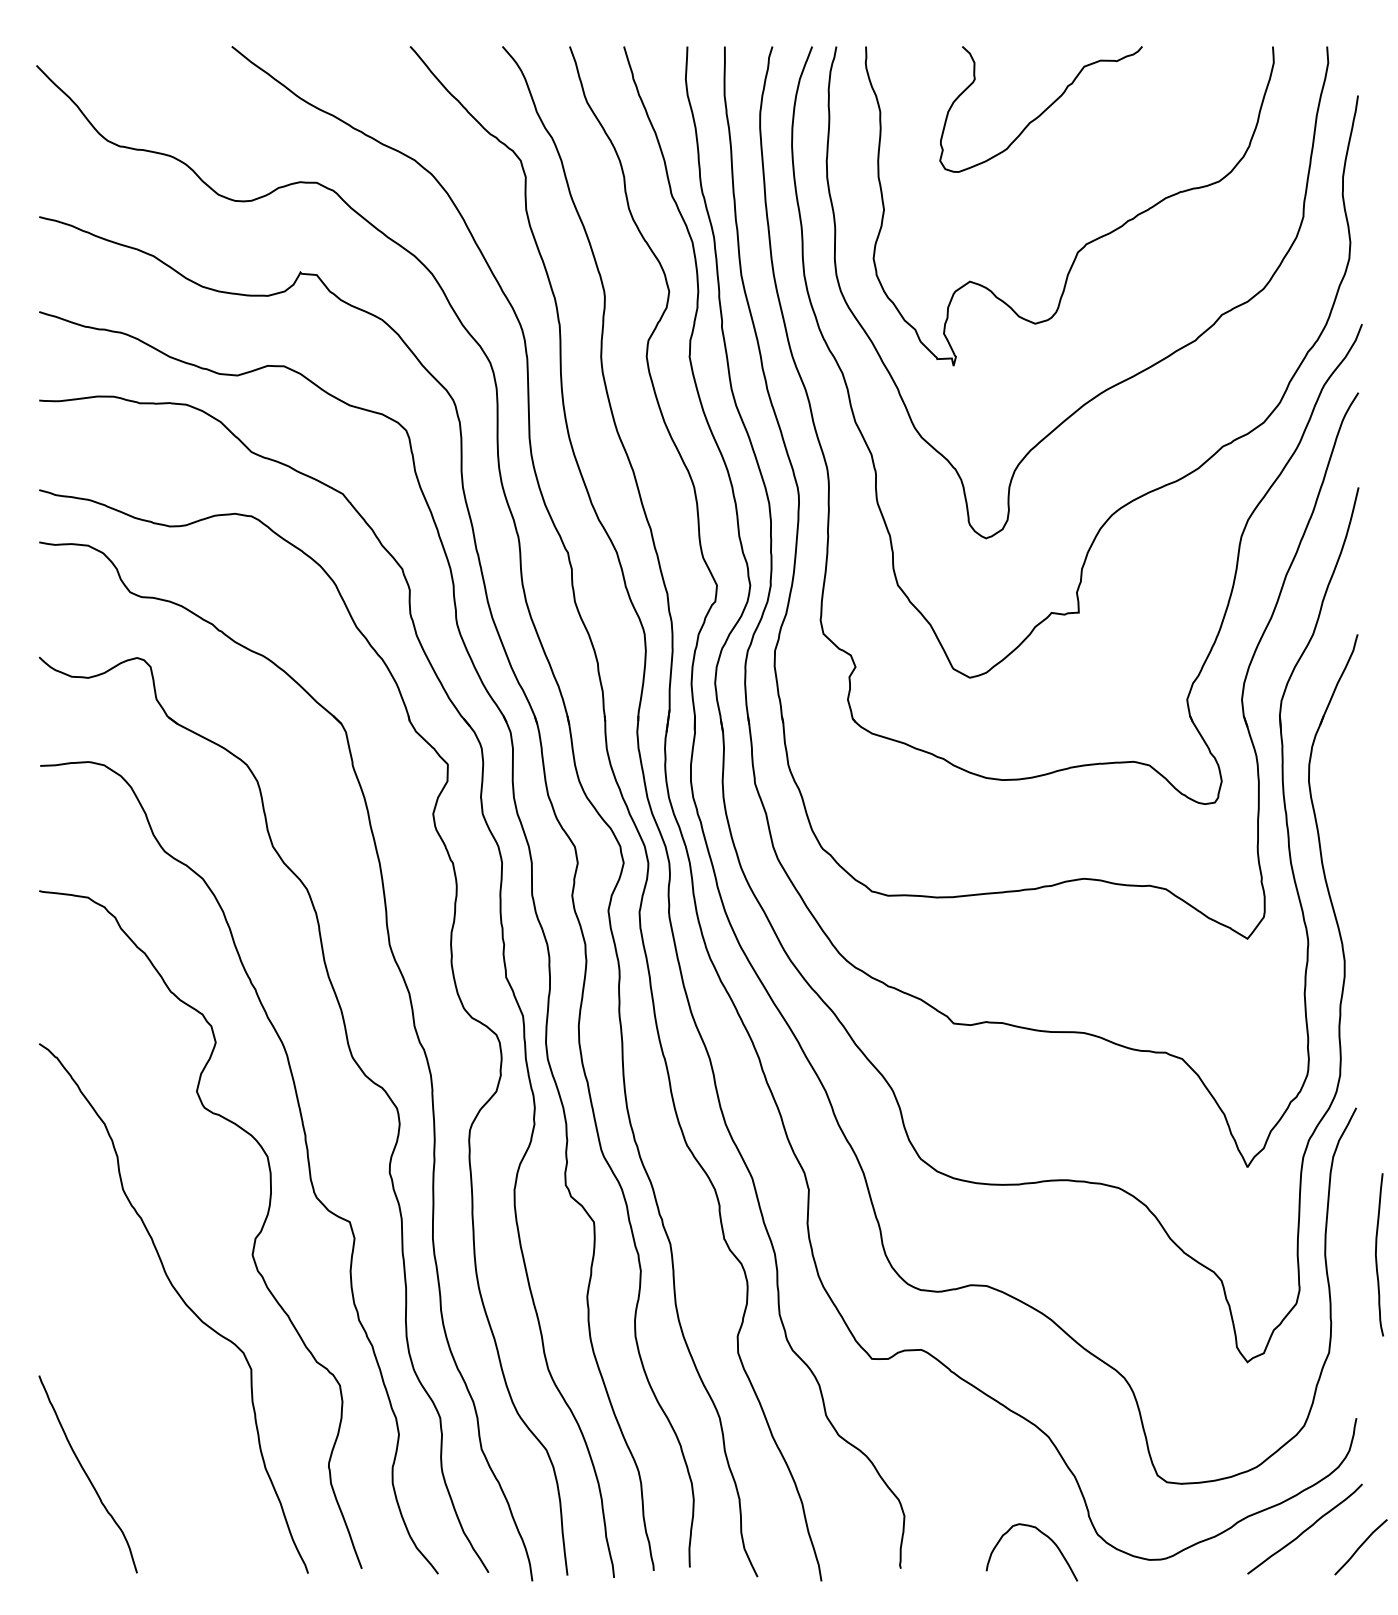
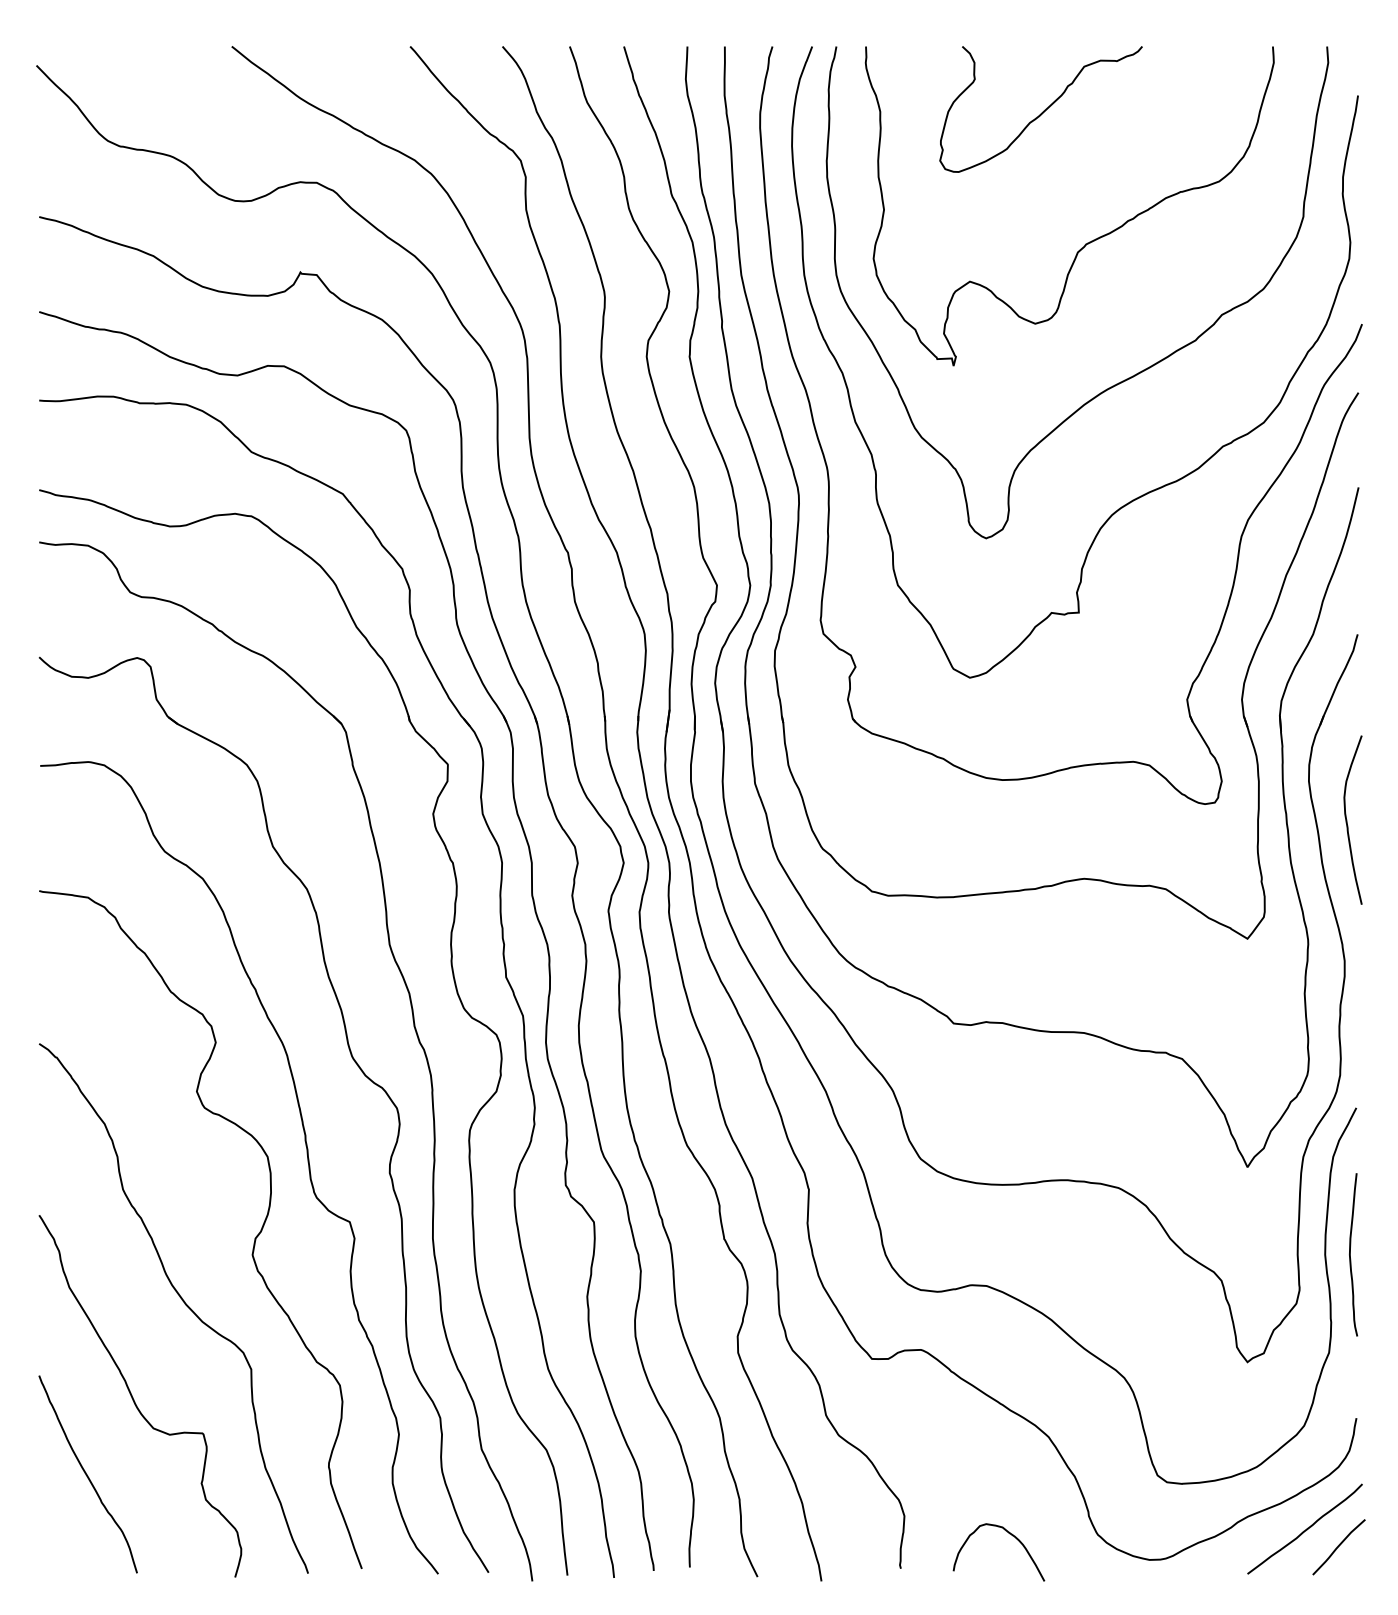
curve: none -> present (1347, 819)
curve position: (1376, 1254) -> (1350, 1254) (1350, 1254)
curve: none -> present (134, 1399)
curve position: (1042, 1534) -> (1009, 1534) (1009, 1534)
curve position: (1360, 1547) -> (1338, 1547) (1338, 1547)
